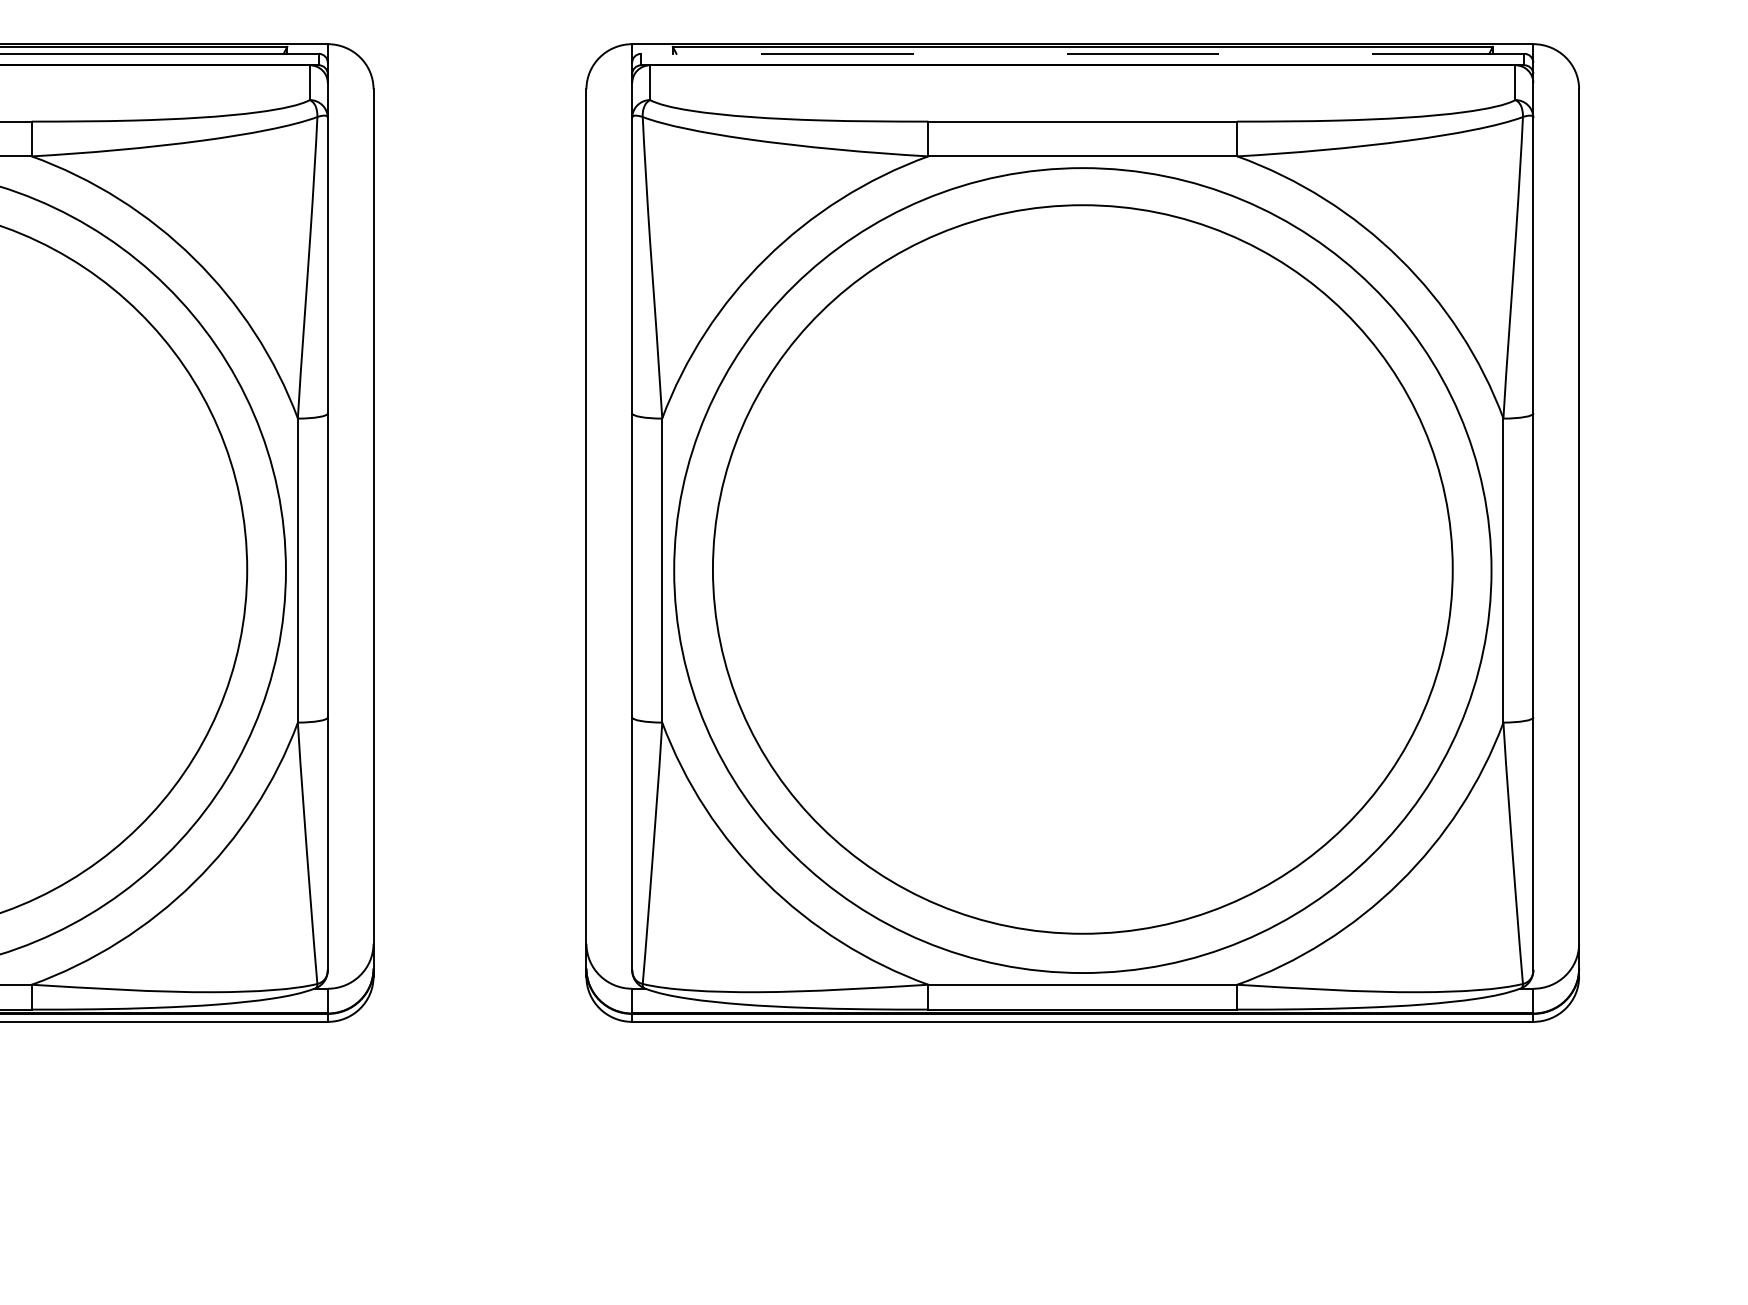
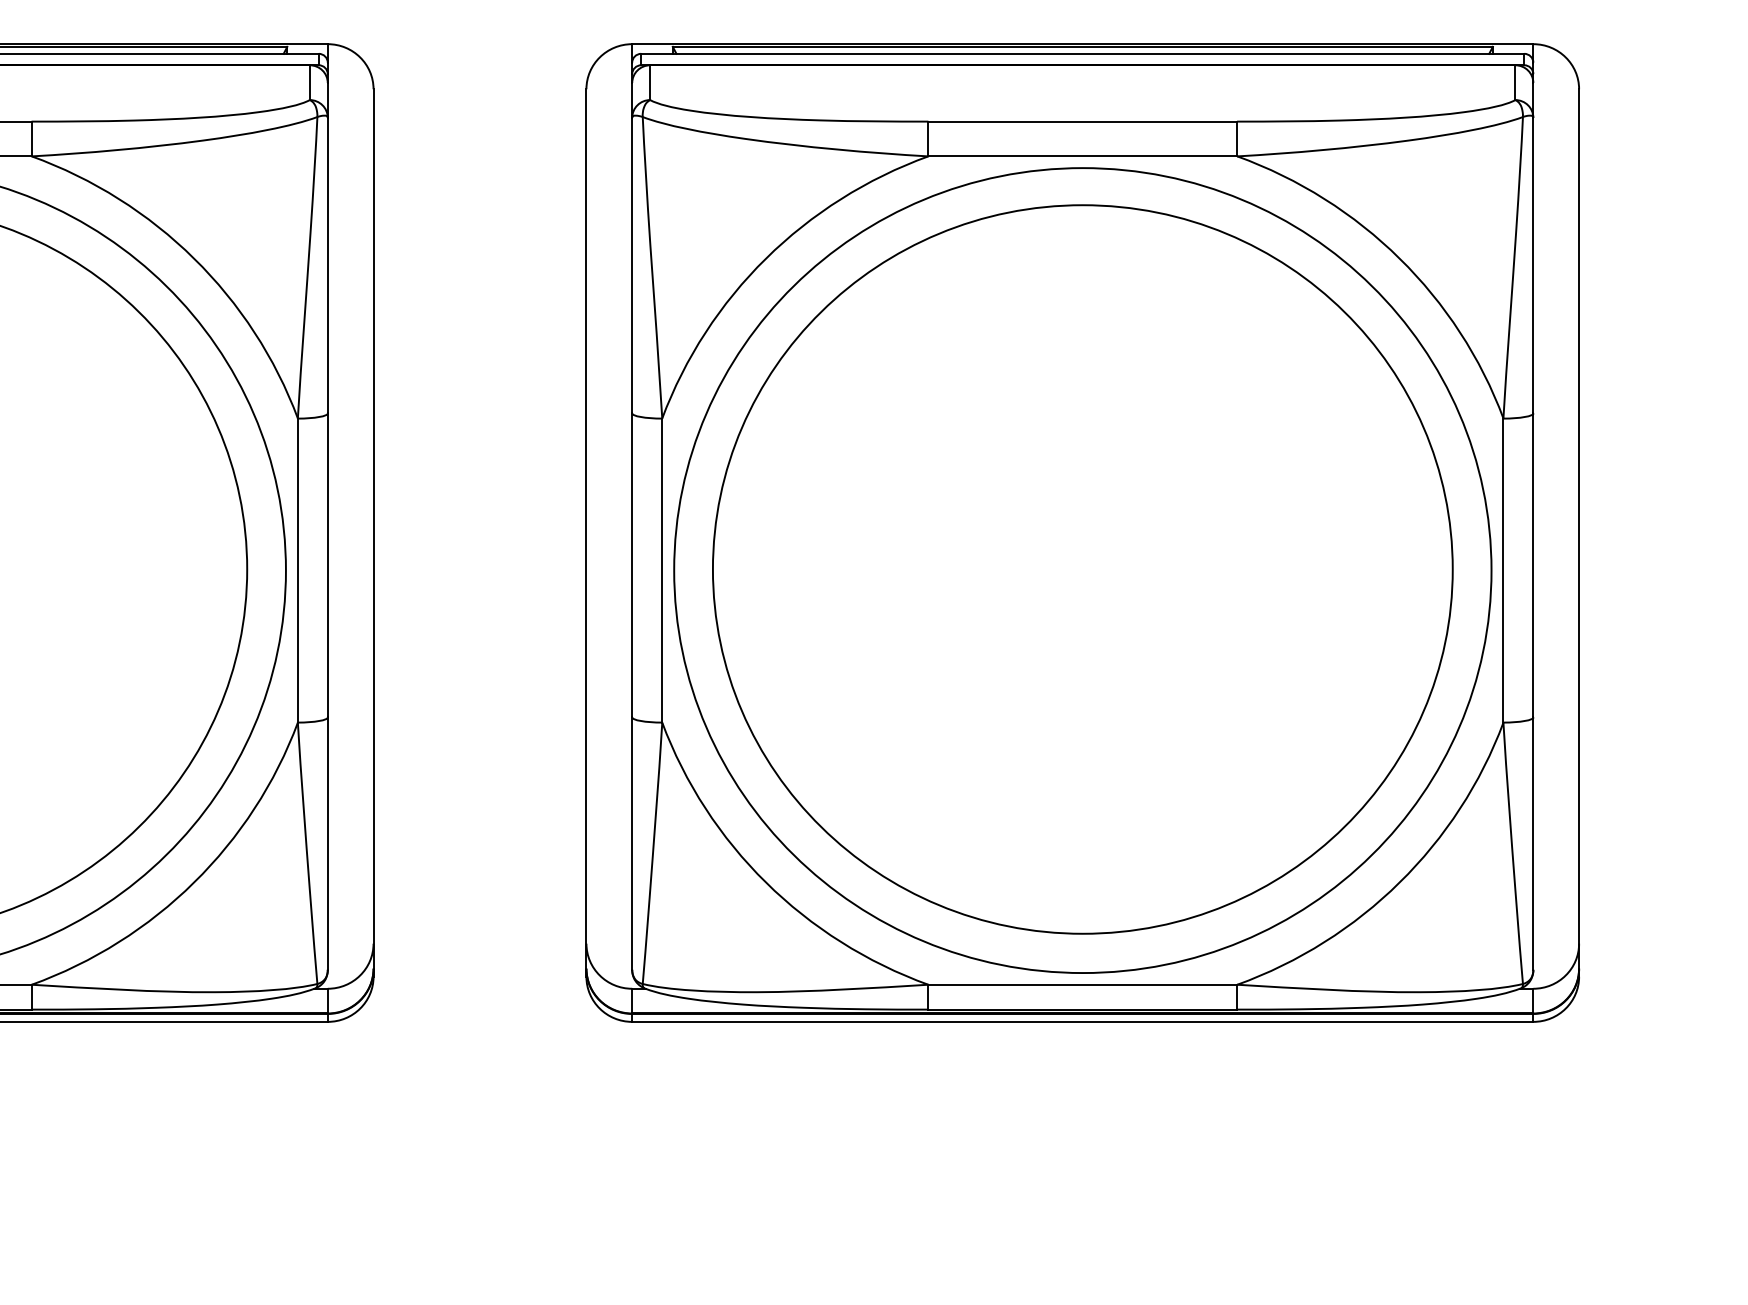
line: dashed -> solid (1082, 53)
